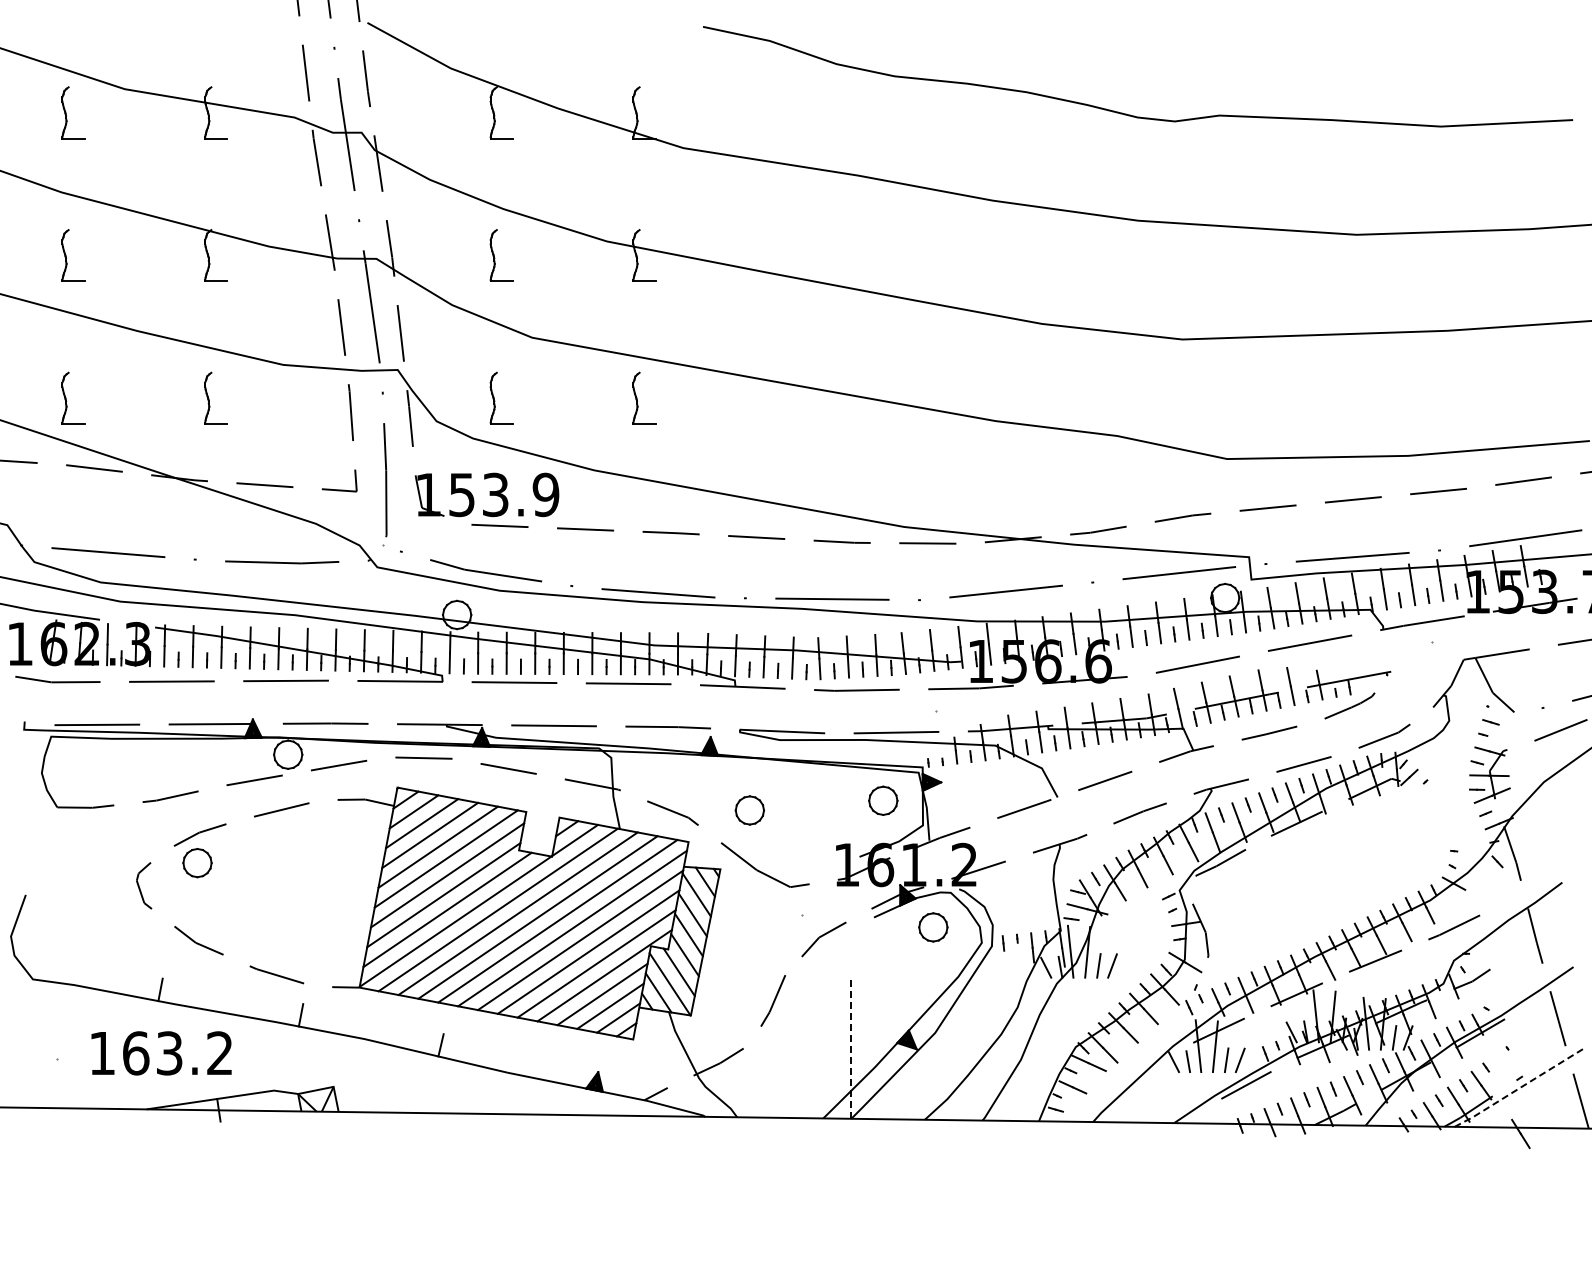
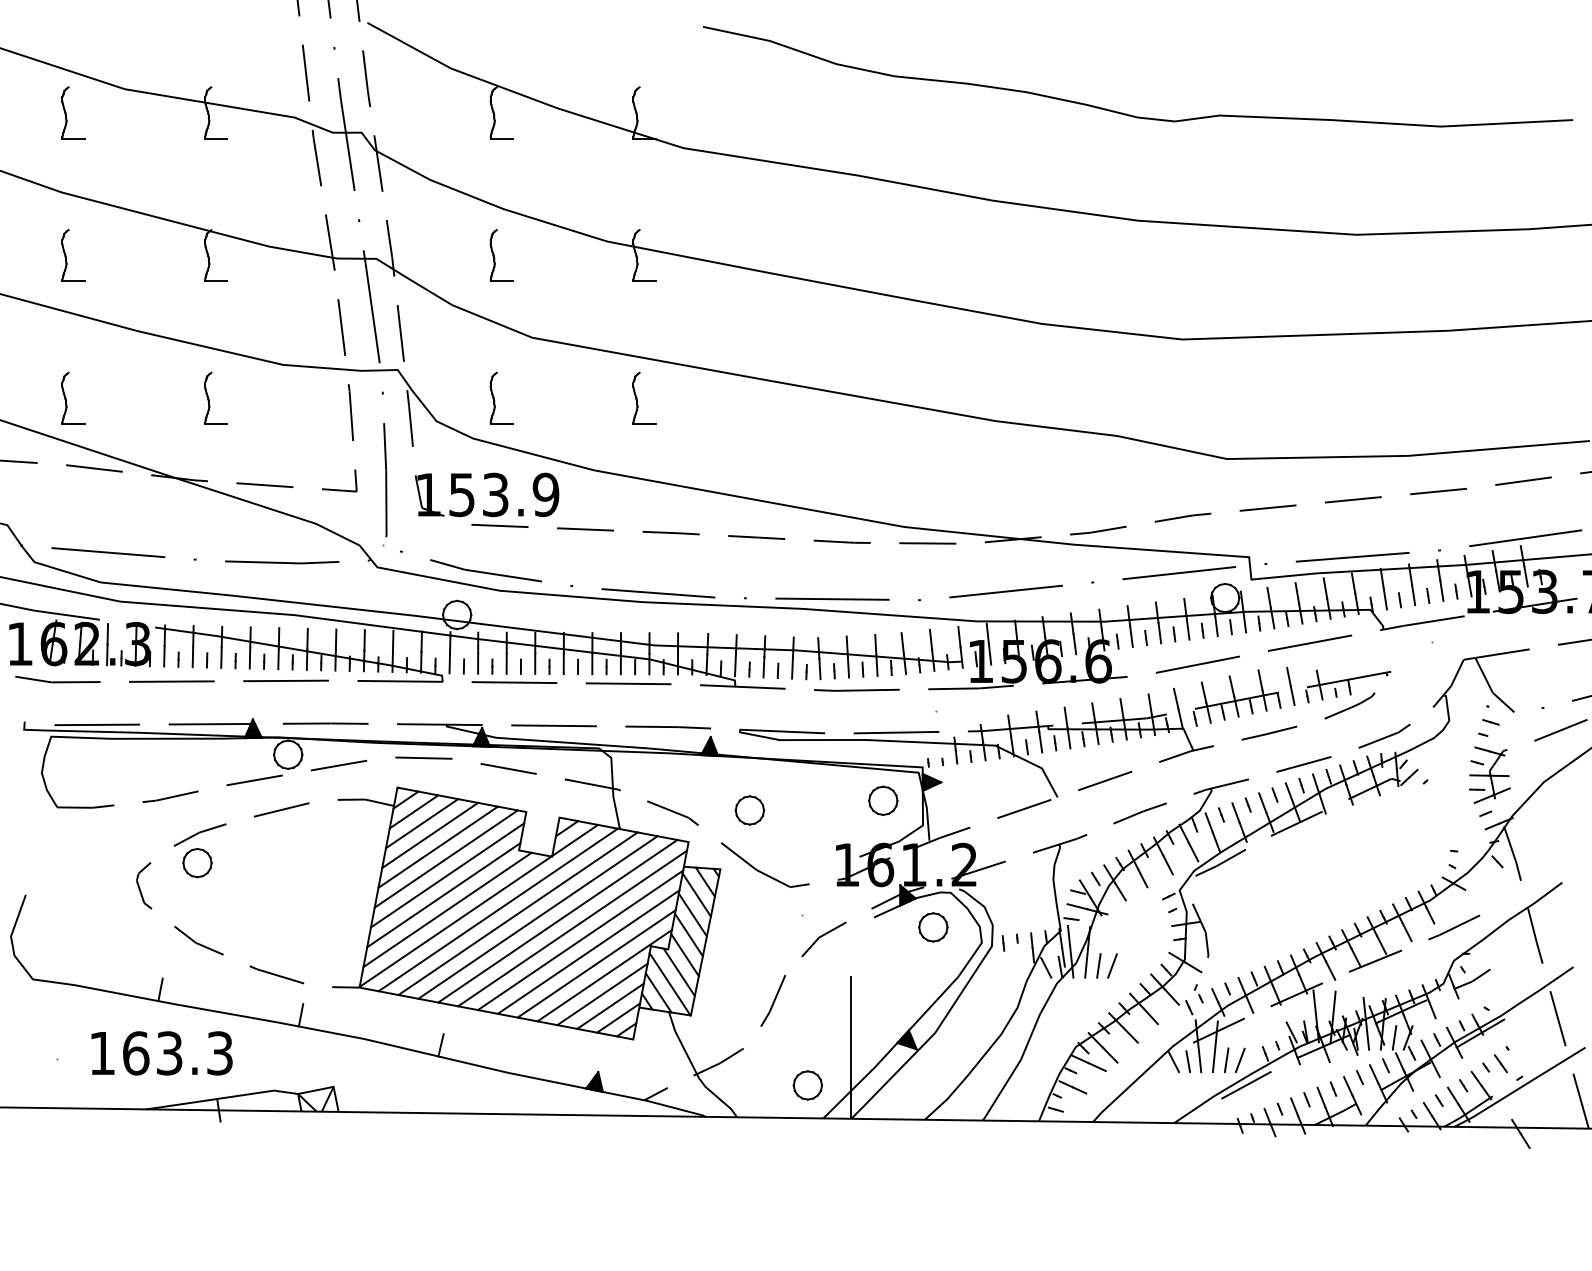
line: dashed -> solid (850, 1046)
text: 163.2 -> 163.3 (219, 1053)
line: none -> present (1500, 1063)
part: none -> present (807, 1085)
line: dashed -> solid (1520, 1087)
